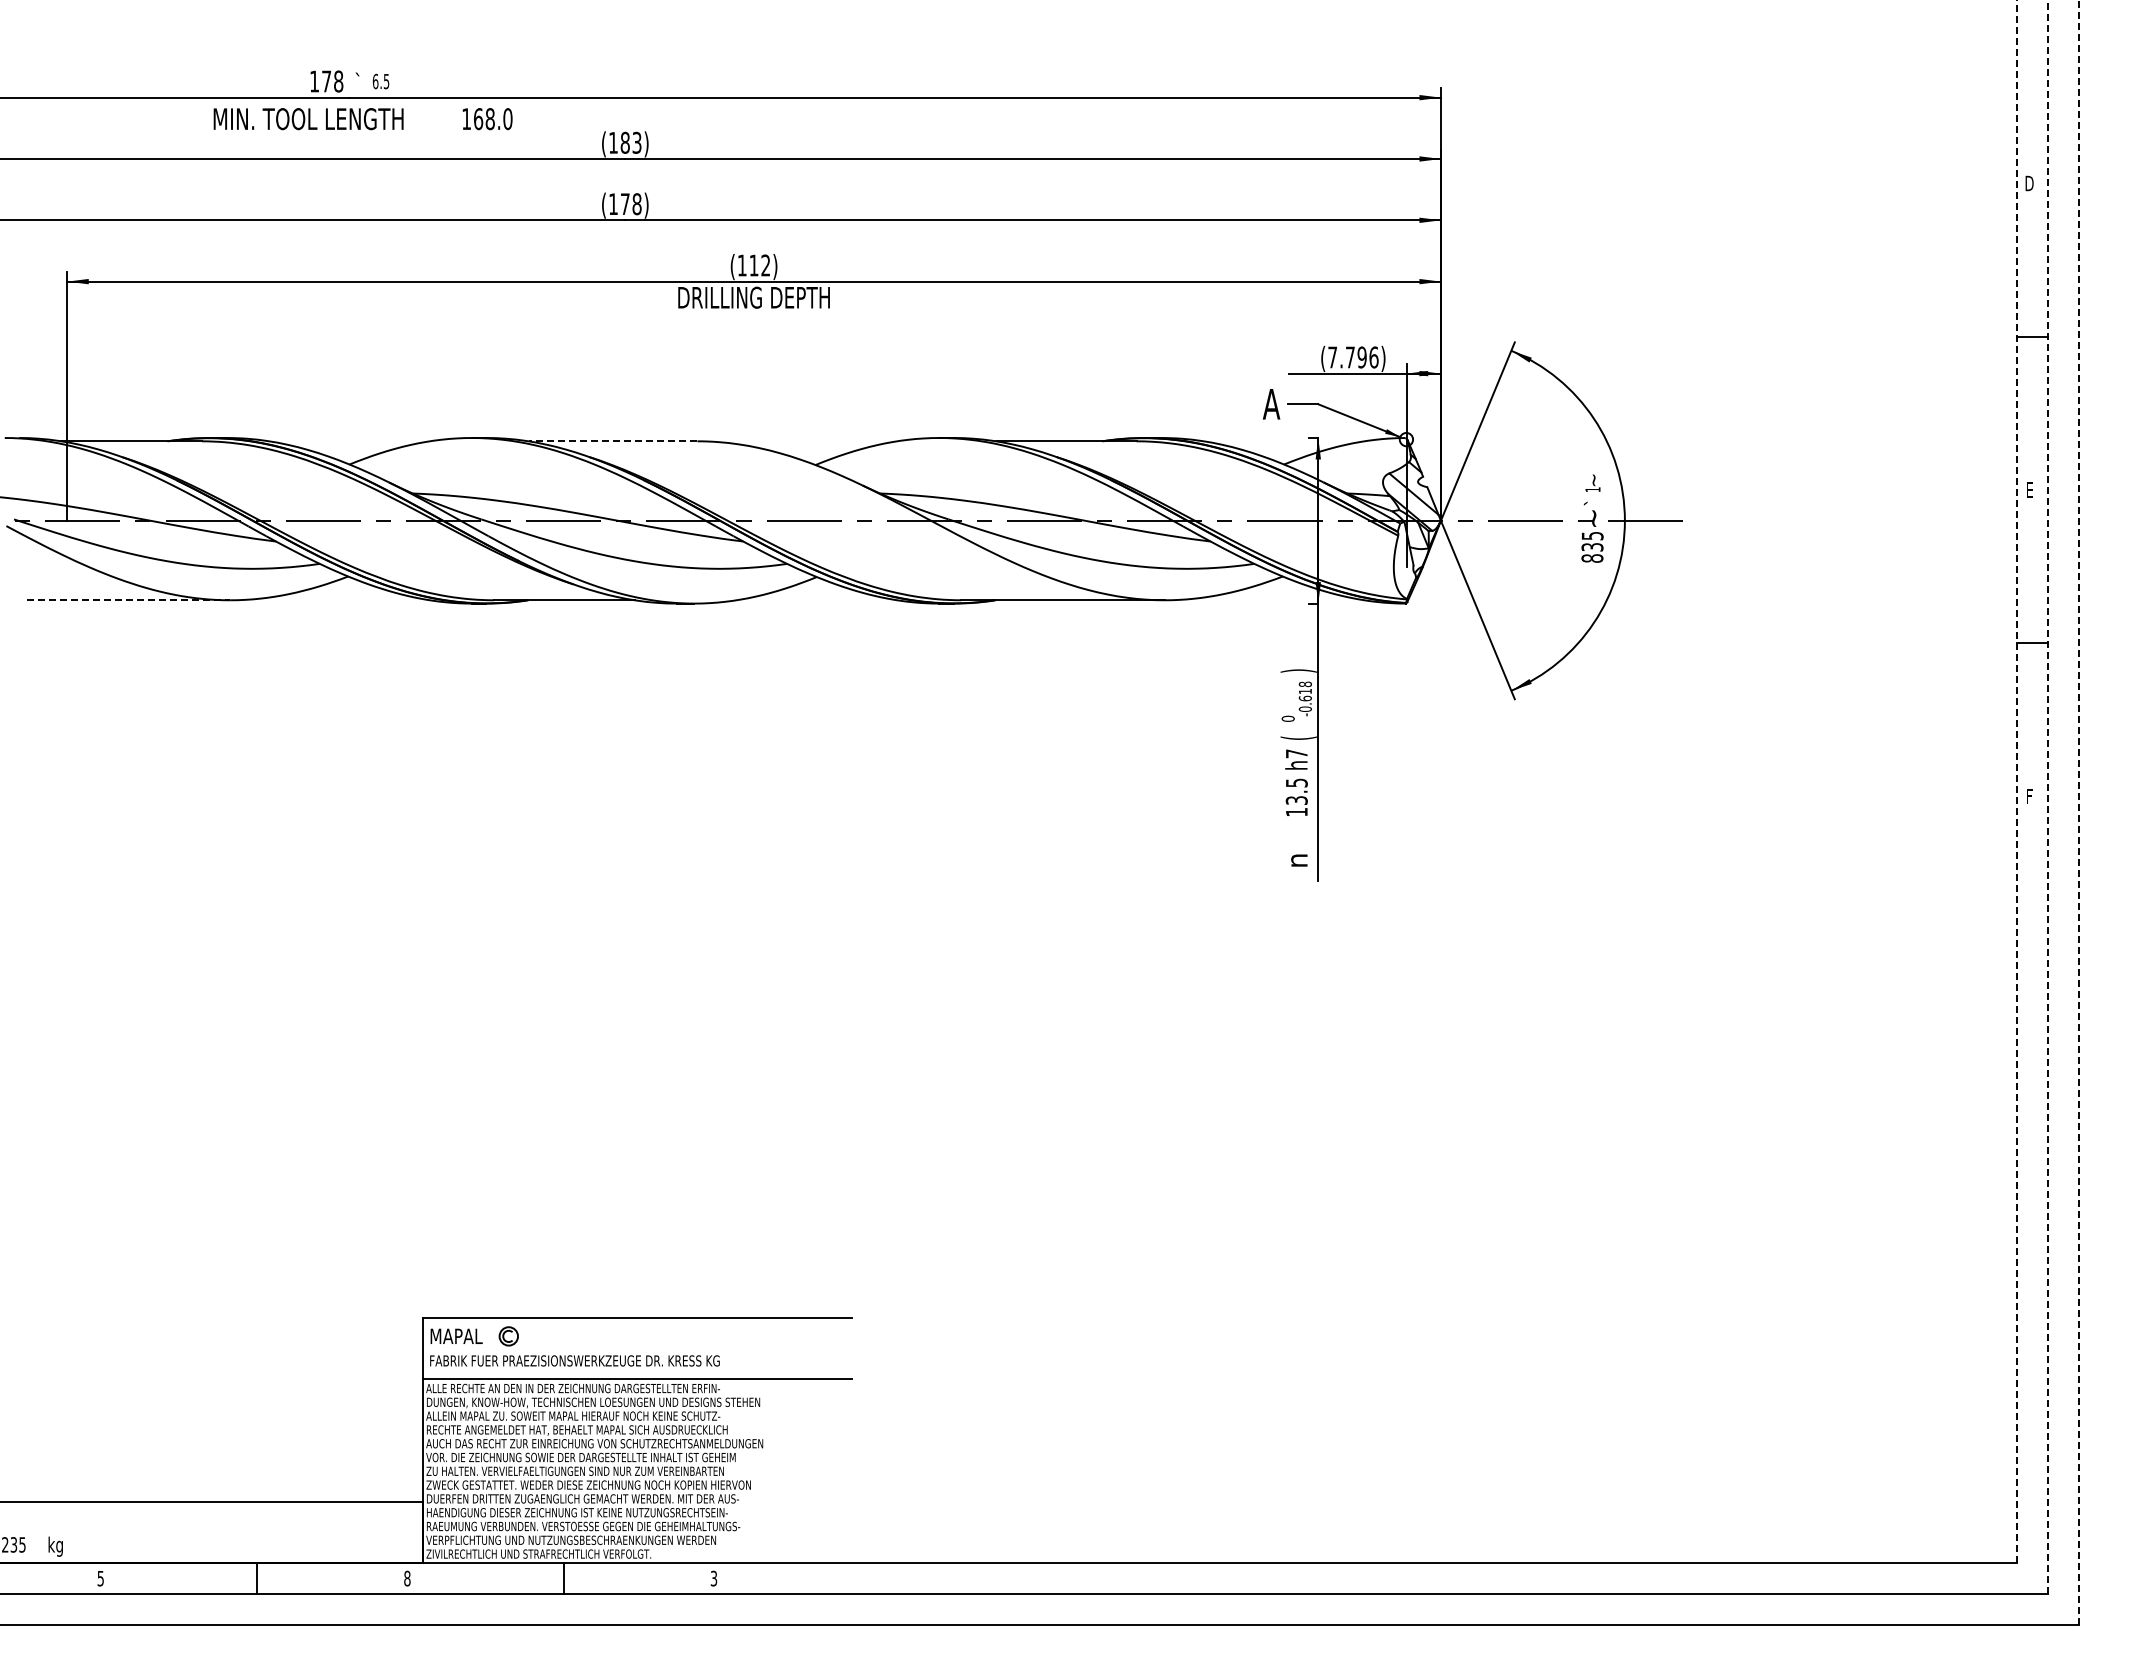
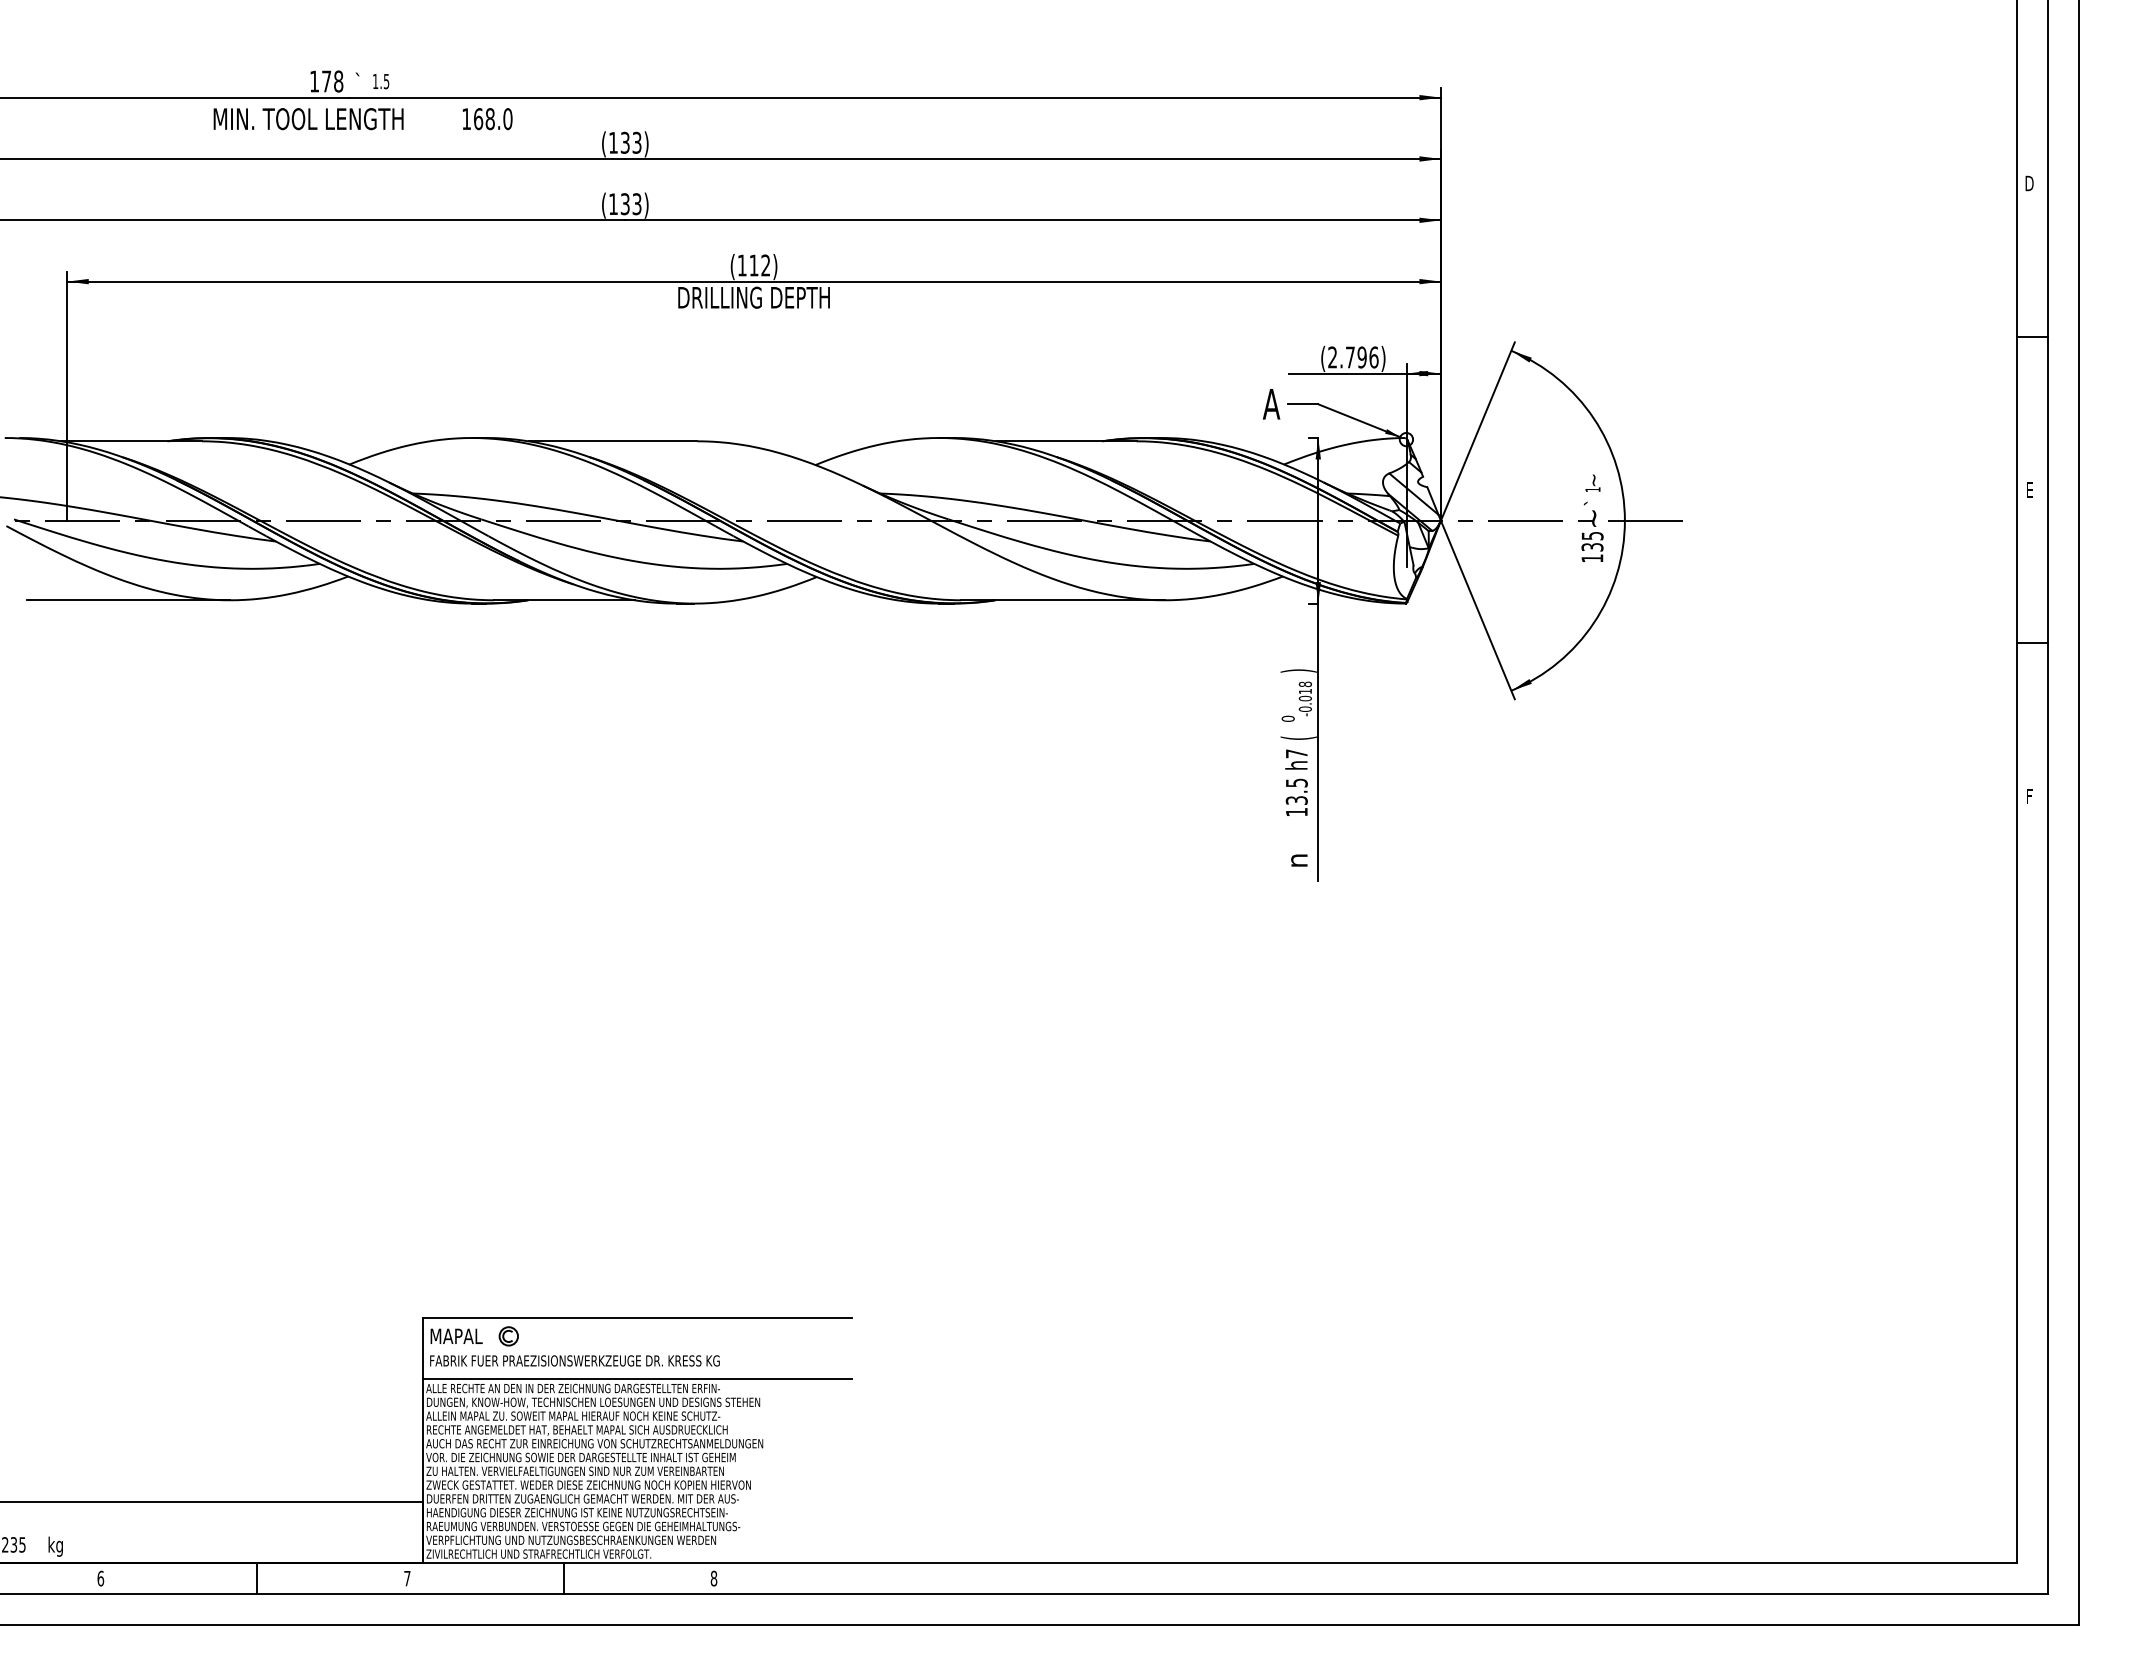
text: 6.5 -> 1.5 (375, 81)
text: (183) -> (133) (624, 142)
text: (178) -> (133) (630, 204)
text: (7.796) -> (2.796) (1332, 357)
line: dashed -> solid (612, 441)
text: 835 -> 135 (1592, 558)
line: dashed -> solid (128, 600)
text: -0.618 -> -0.018 (1304, 698)
line: dashed -> solid (2017, 781)
line: dashed -> solid (2048, 797)
line: dashed -> solid (2078, 812)
text: 5 -> 6 (100, 1578)
text: 8 -> 7 (407, 1578)
text: 3 -> 8 (713, 1578)
